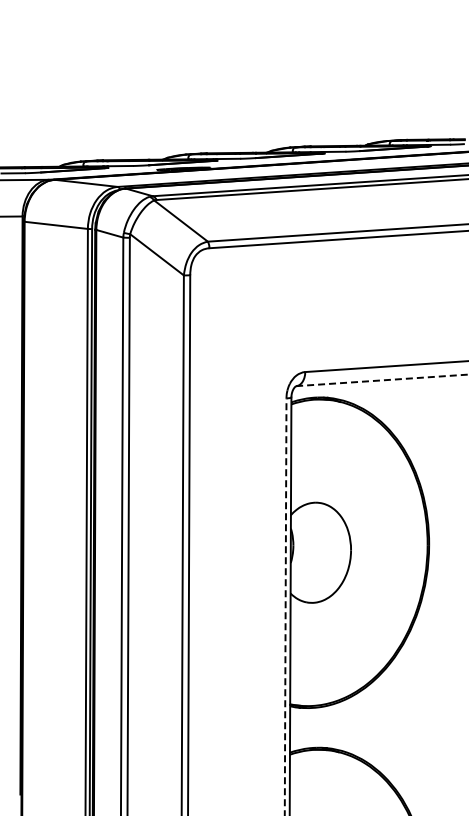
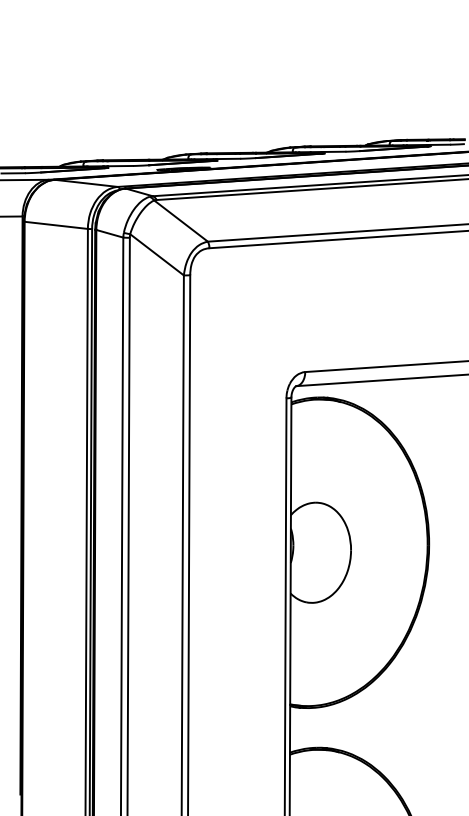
line: dashed -> solid (382, 380)
line: dashed -> solid (285, 606)
